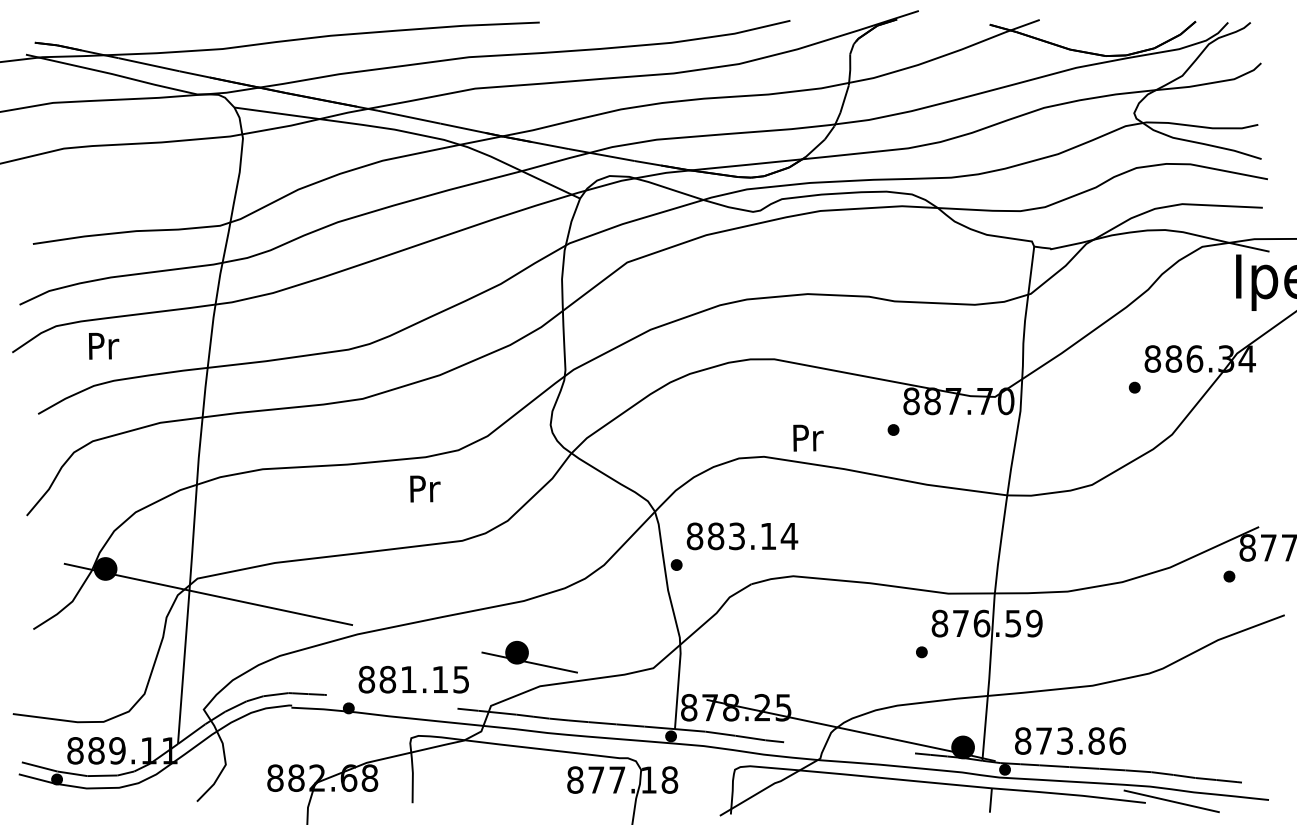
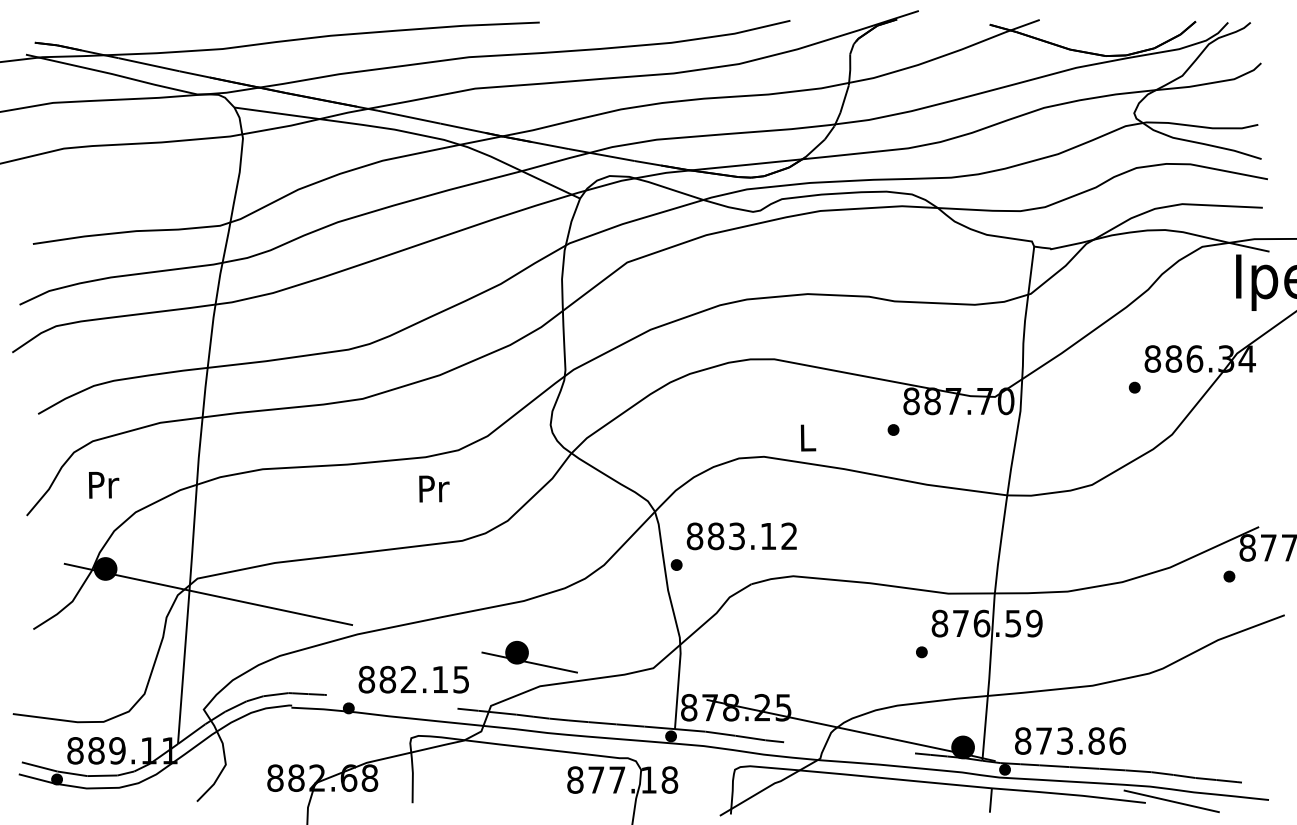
text position: (104, 345) -> (104, 484) (104, 484)
text: Pr -> L (808, 437)
text position: (425, 488) -> (434, 488) (434, 488)
text: 883.14 -> 883.12 (789, 535)
text: 881.15 -> 882.15 (408, 679)
